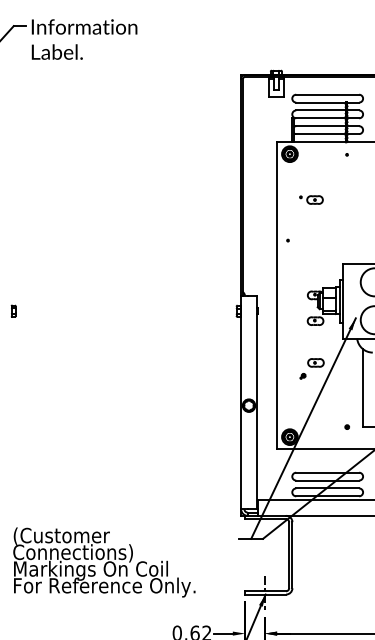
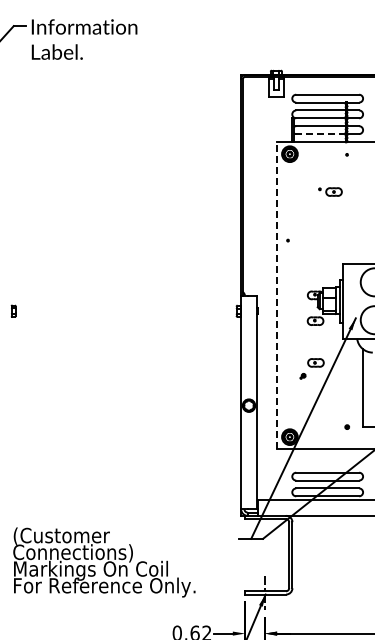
line: solid -> dashed (321, 134)
part position: (311, 199) -> (330, 191) (330, 191)
line: solid -> dashed (277, 295)
